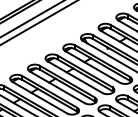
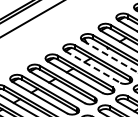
line: present -> none (38, 22)
line: solid -> dashed (110, 56)
line: solid -> dashed (92, 66)
